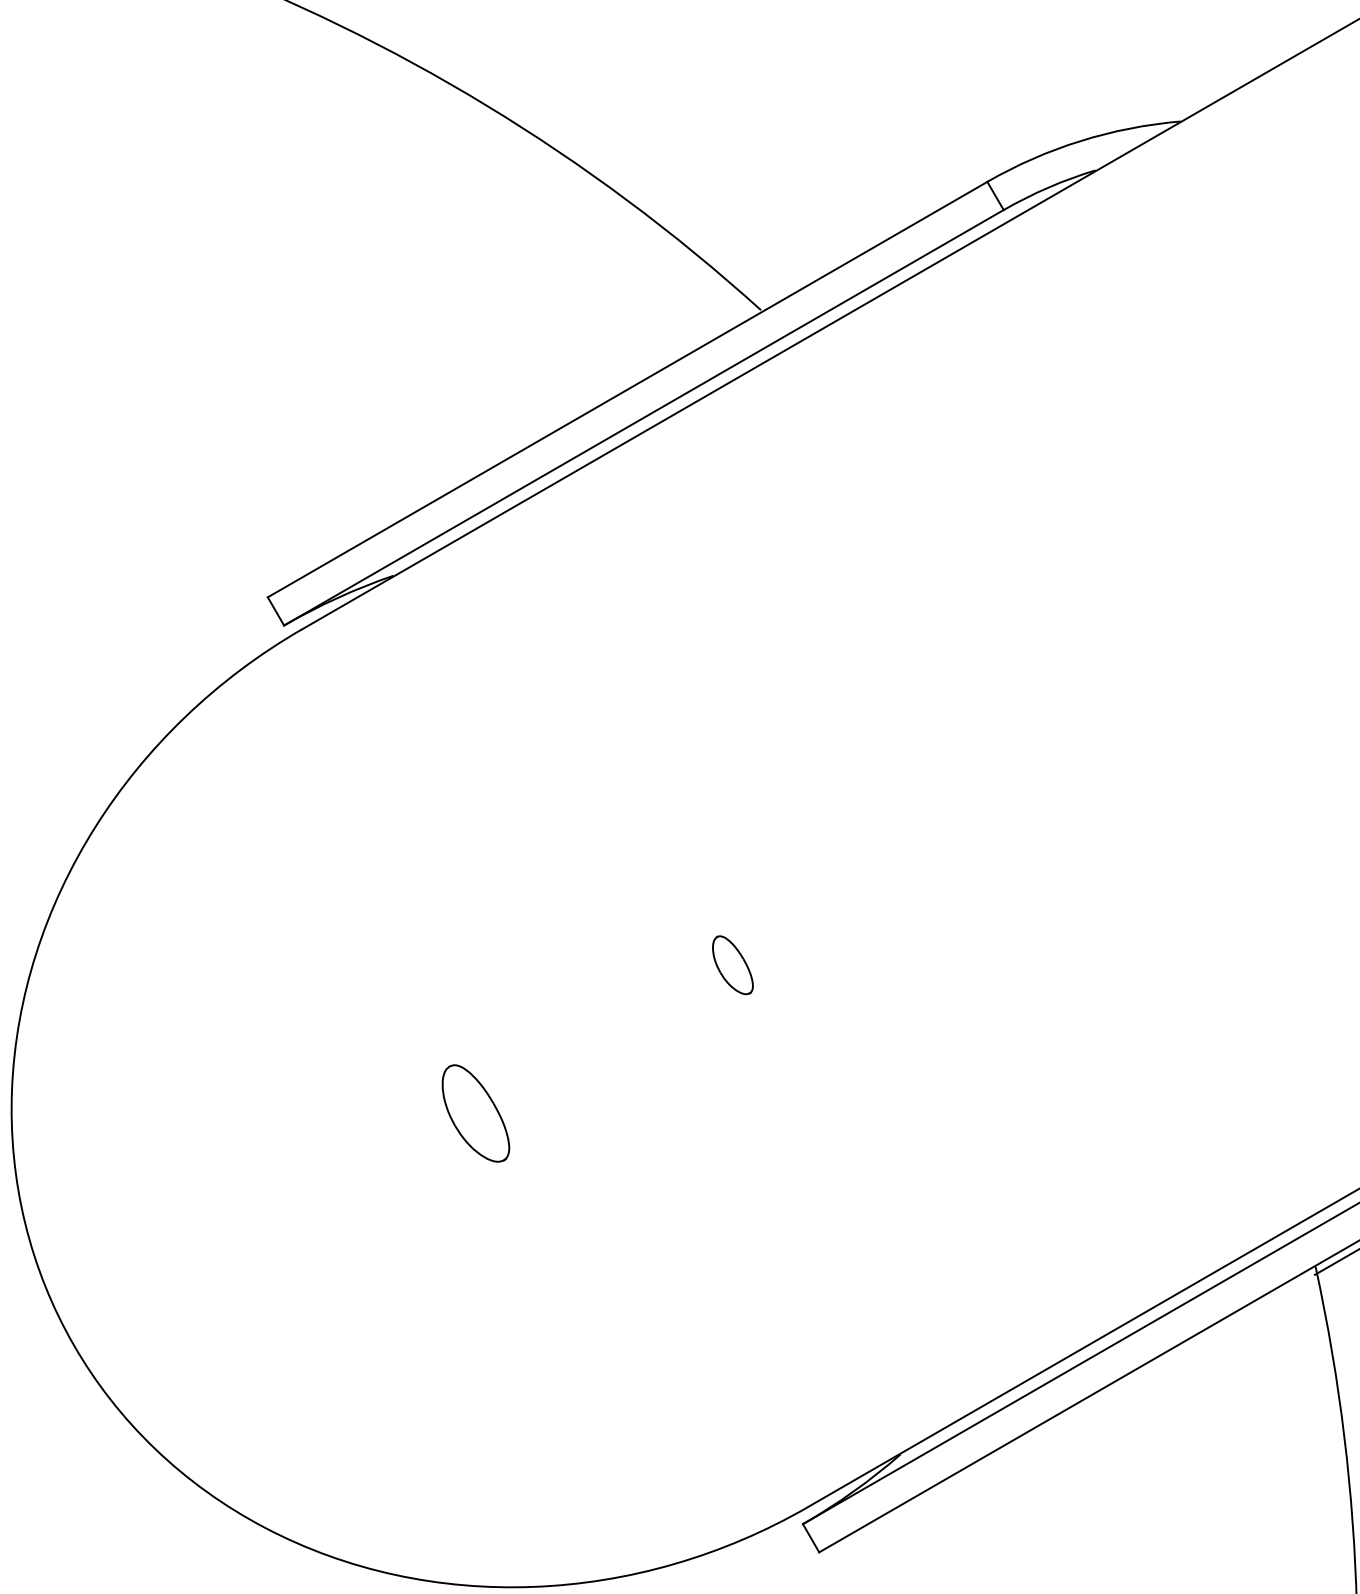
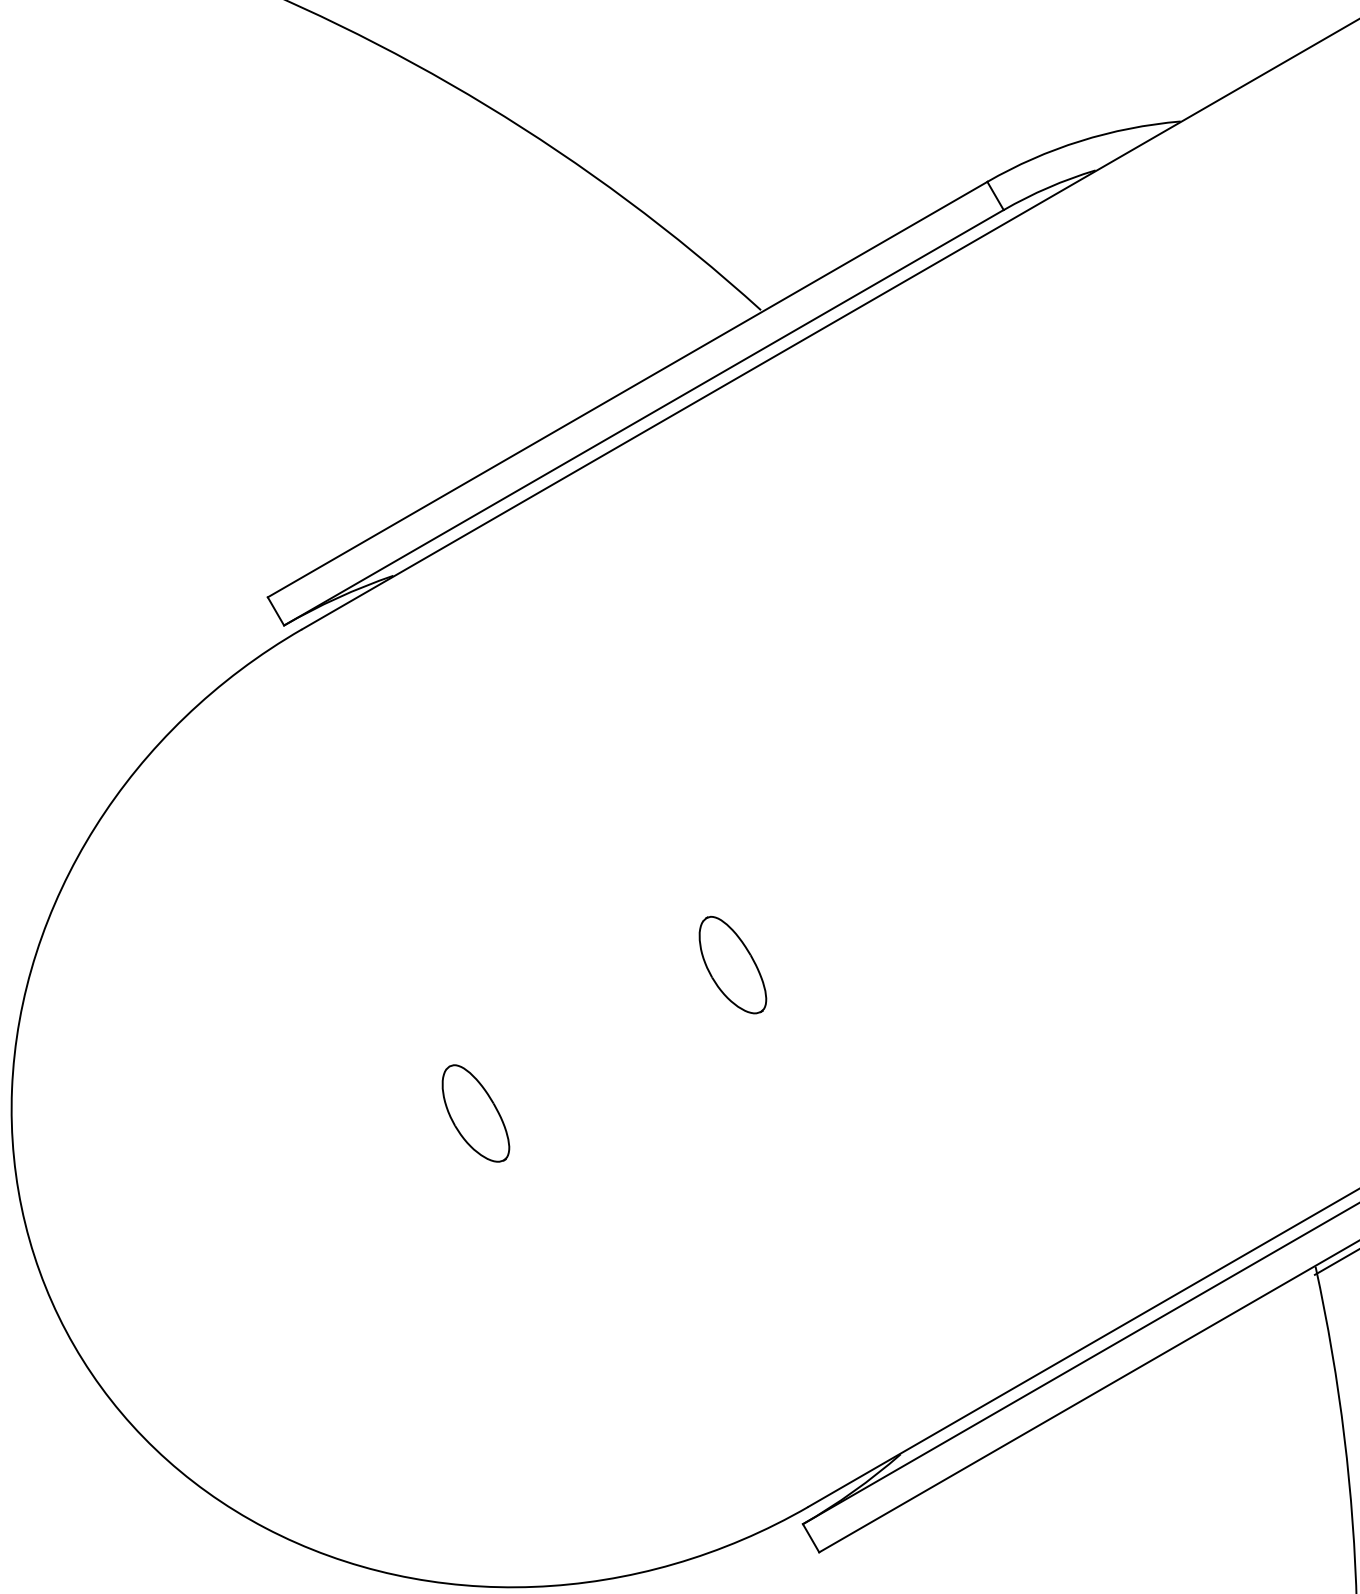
part size: 42x61 px -> 70x99 px (732, 965)
